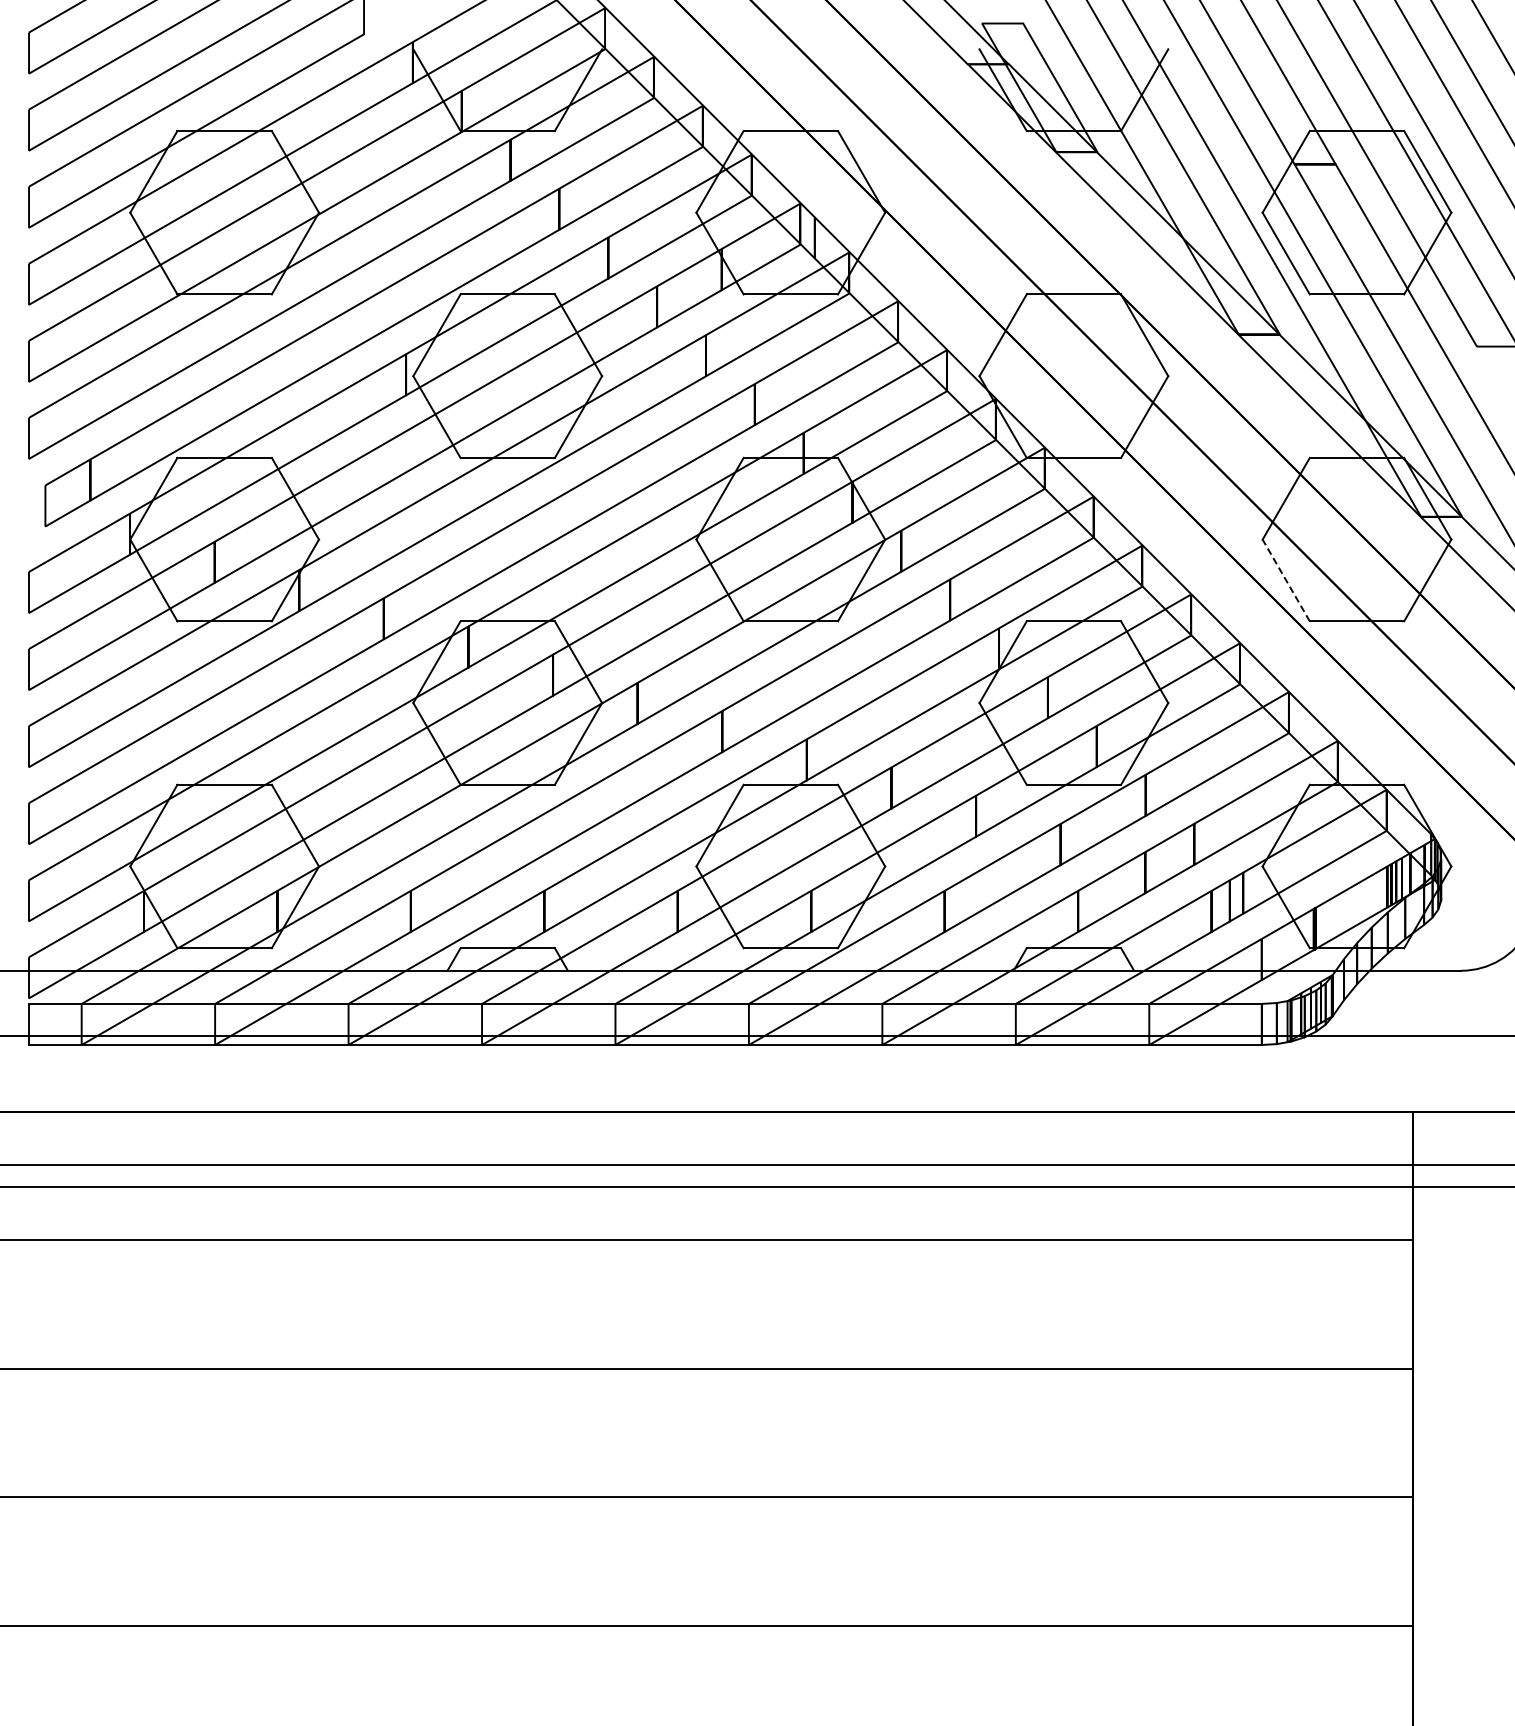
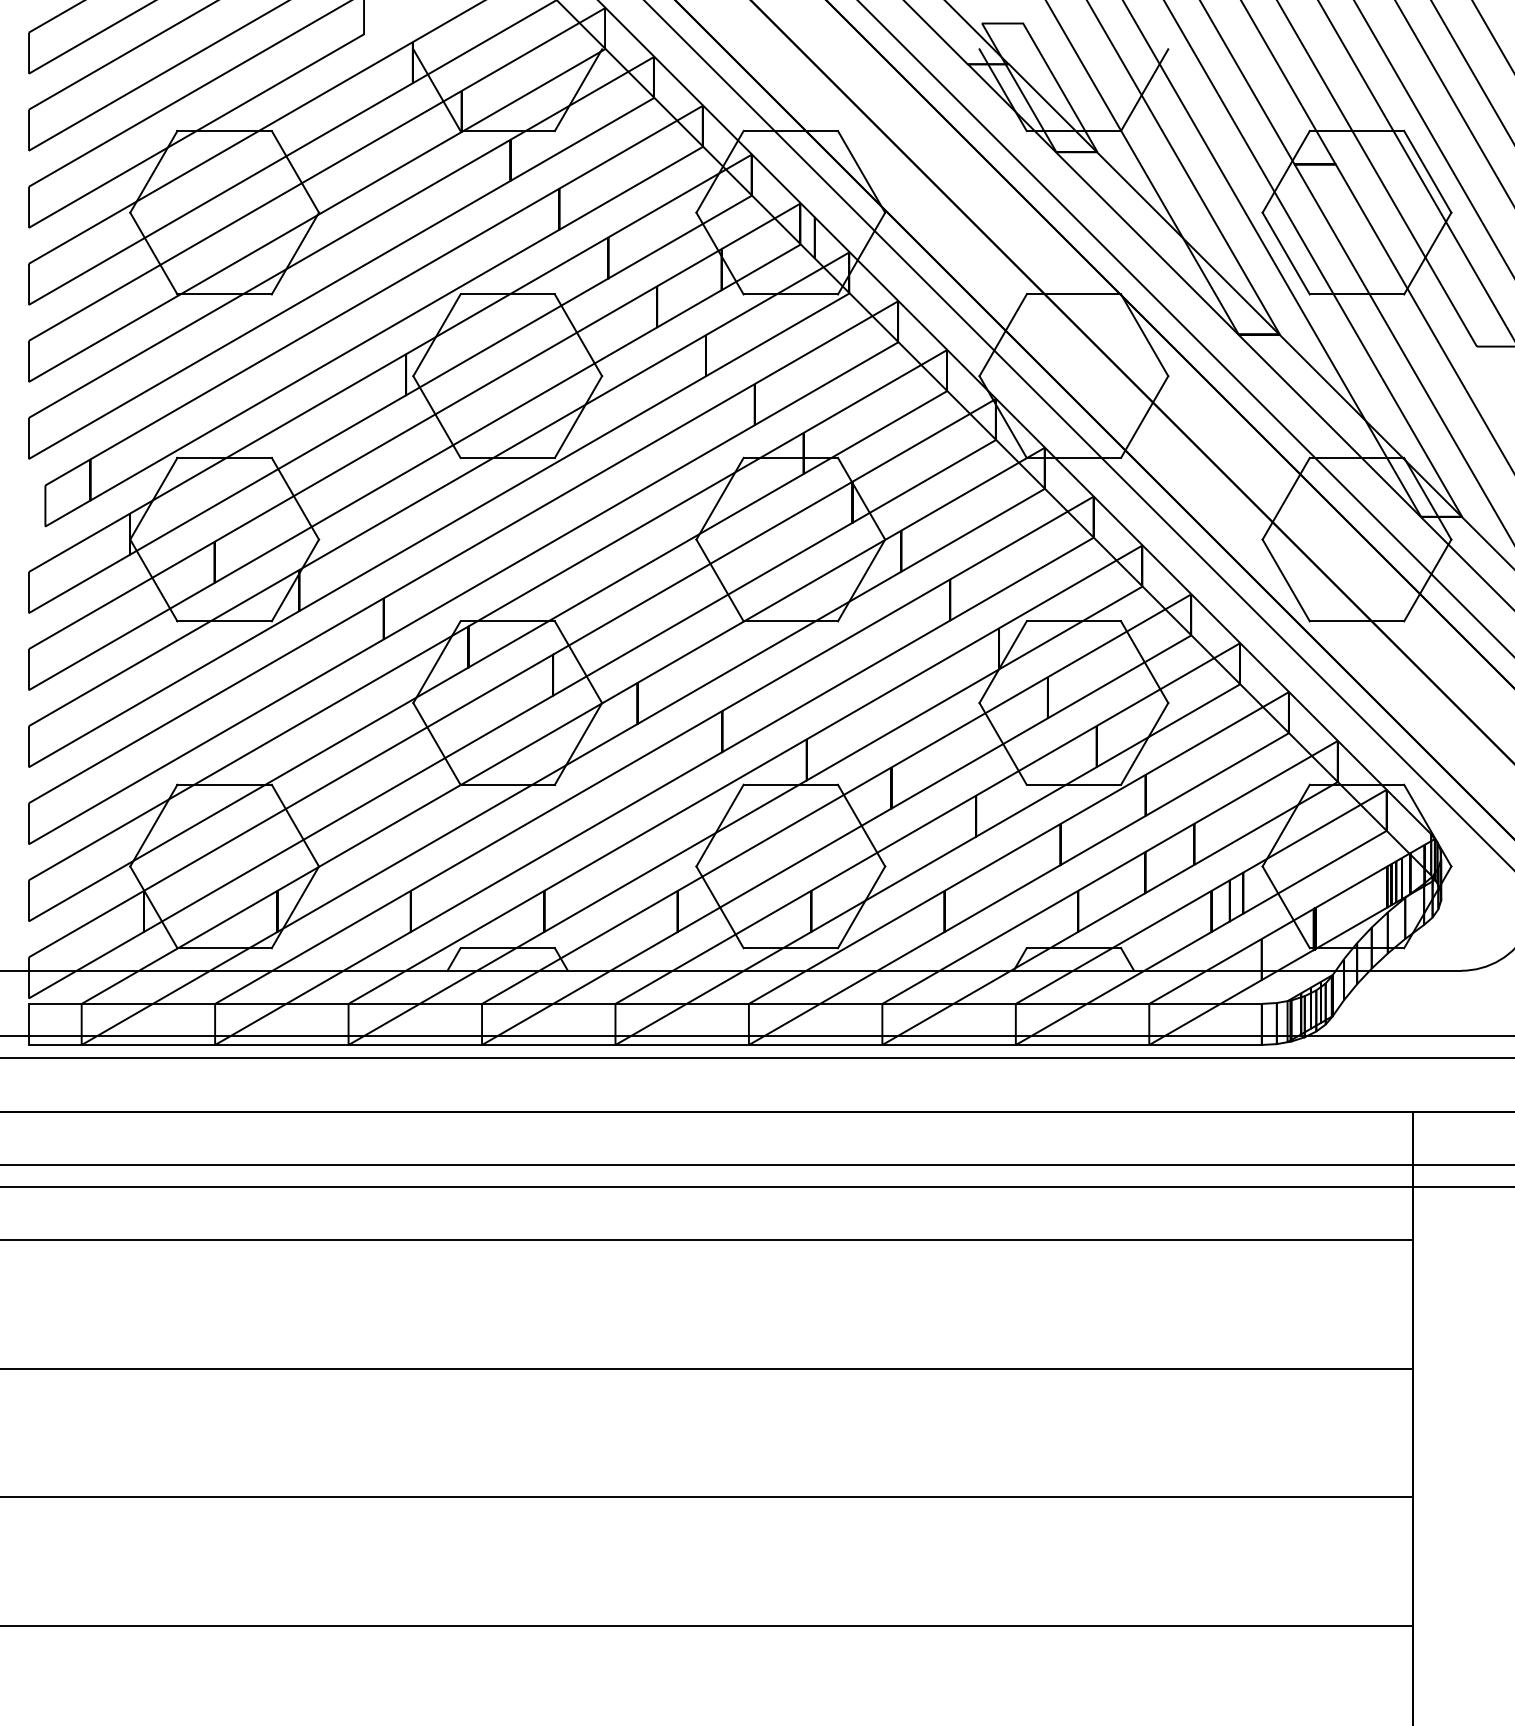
line: none -> present (1185, 328)
line: none -> present (1078, 434)
line: dashed -> solid (1285, 580)
line: none -> present (756, 1058)
